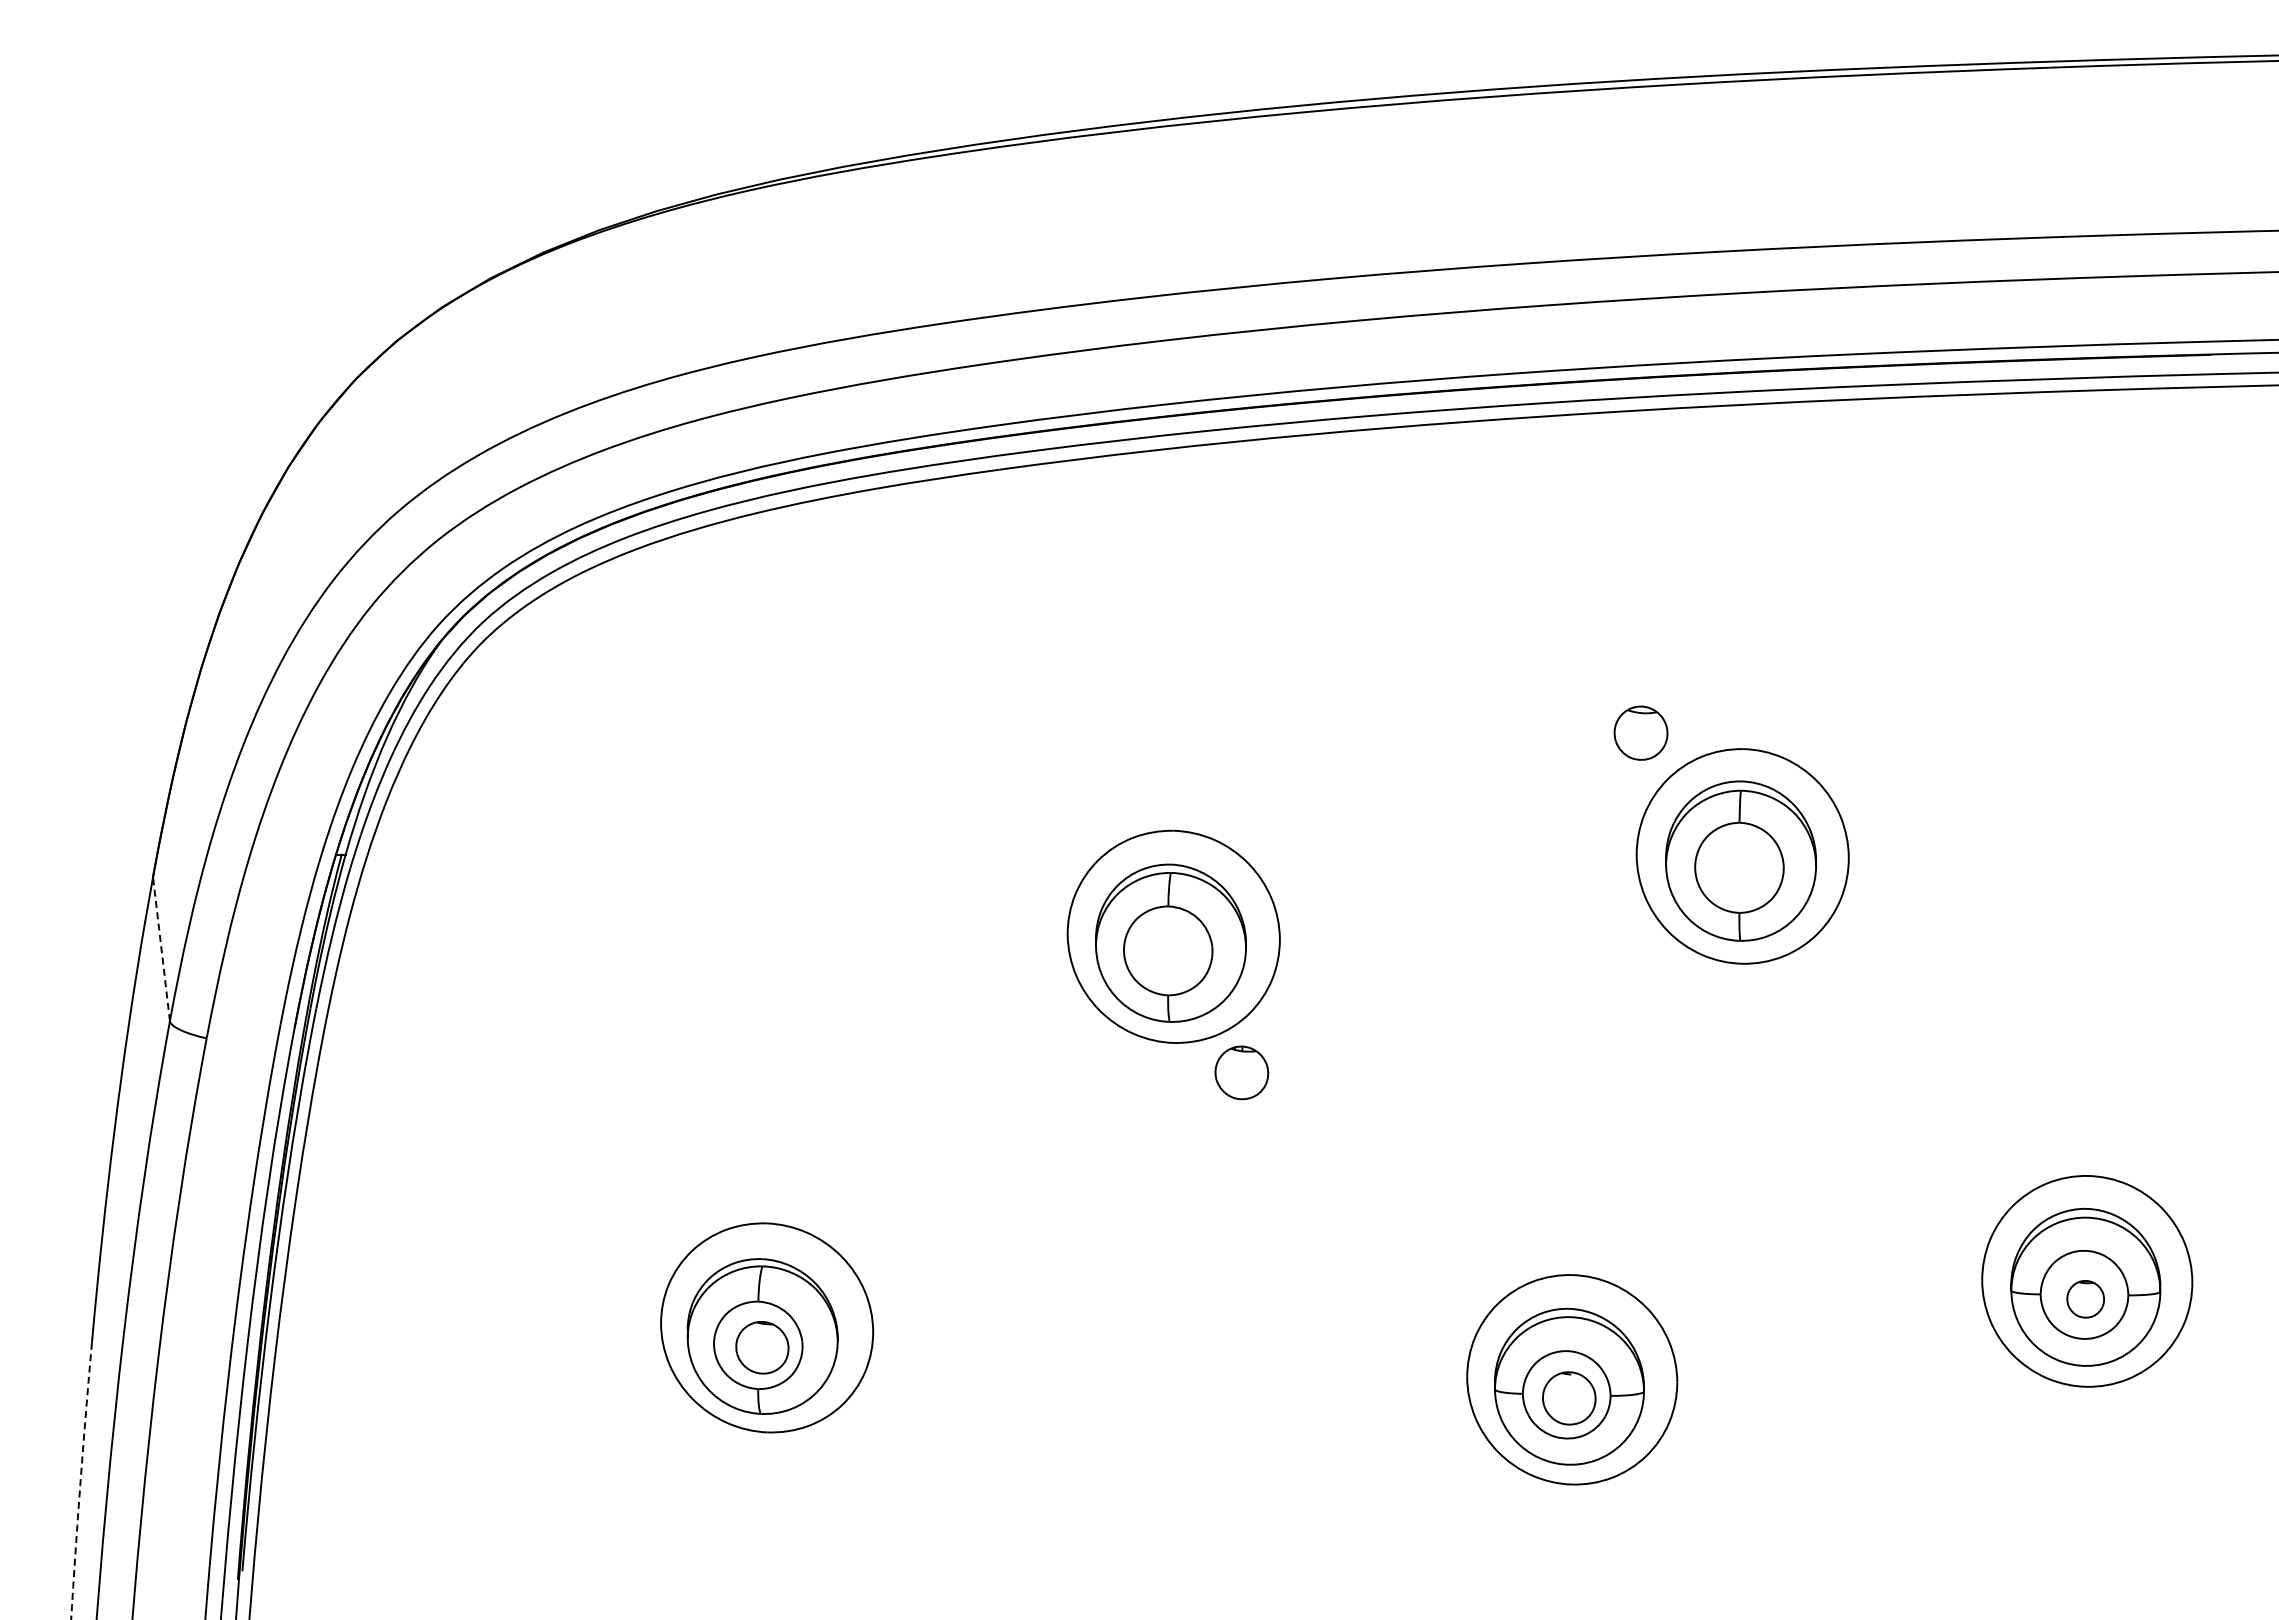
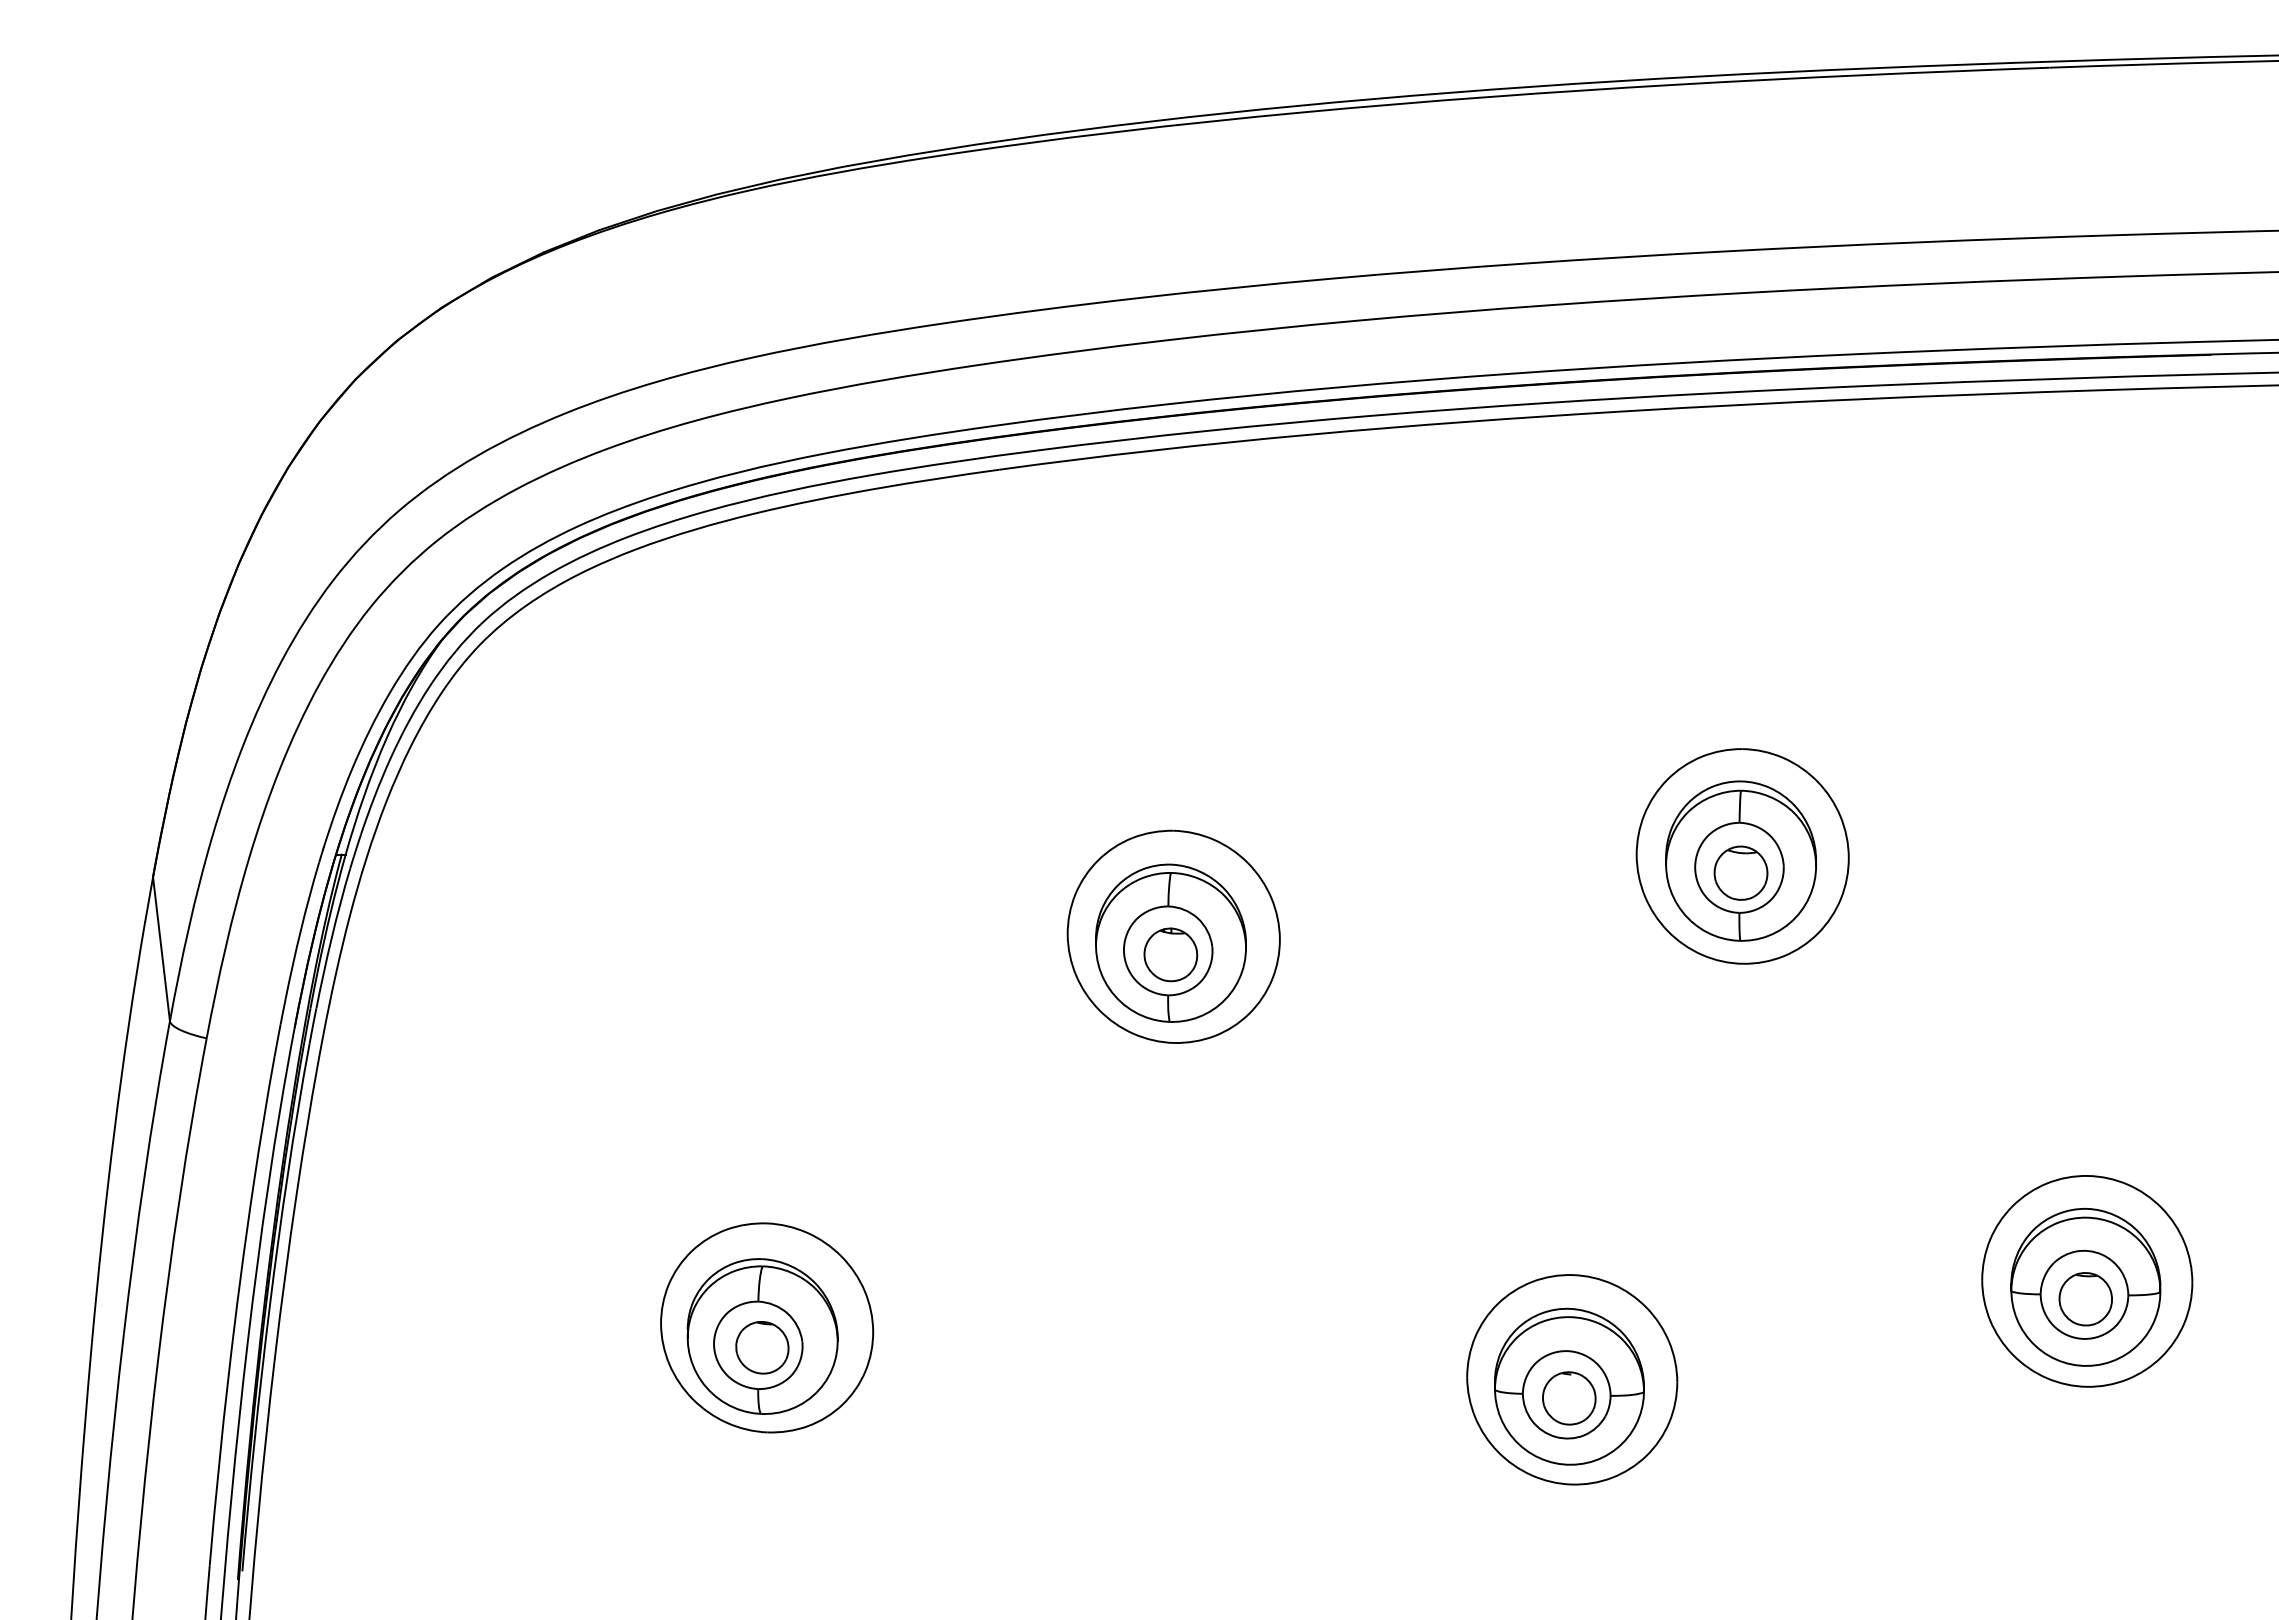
part position: (1640, 732) -> (1740, 872) (1740, 872)
line: dashed -> solid (161, 948)
part position: (1241, 1072) -> (1170, 954) (1170, 954)
part size: 39x39 px -> 55x55 px (2085, 1299)
arc: dashed -> solid (80, 1481)
